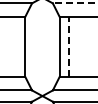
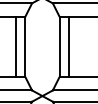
line: dashed -> solid (74, 3)
line: none -> present (15, 46)
line: dashed -> solid (69, 46)
